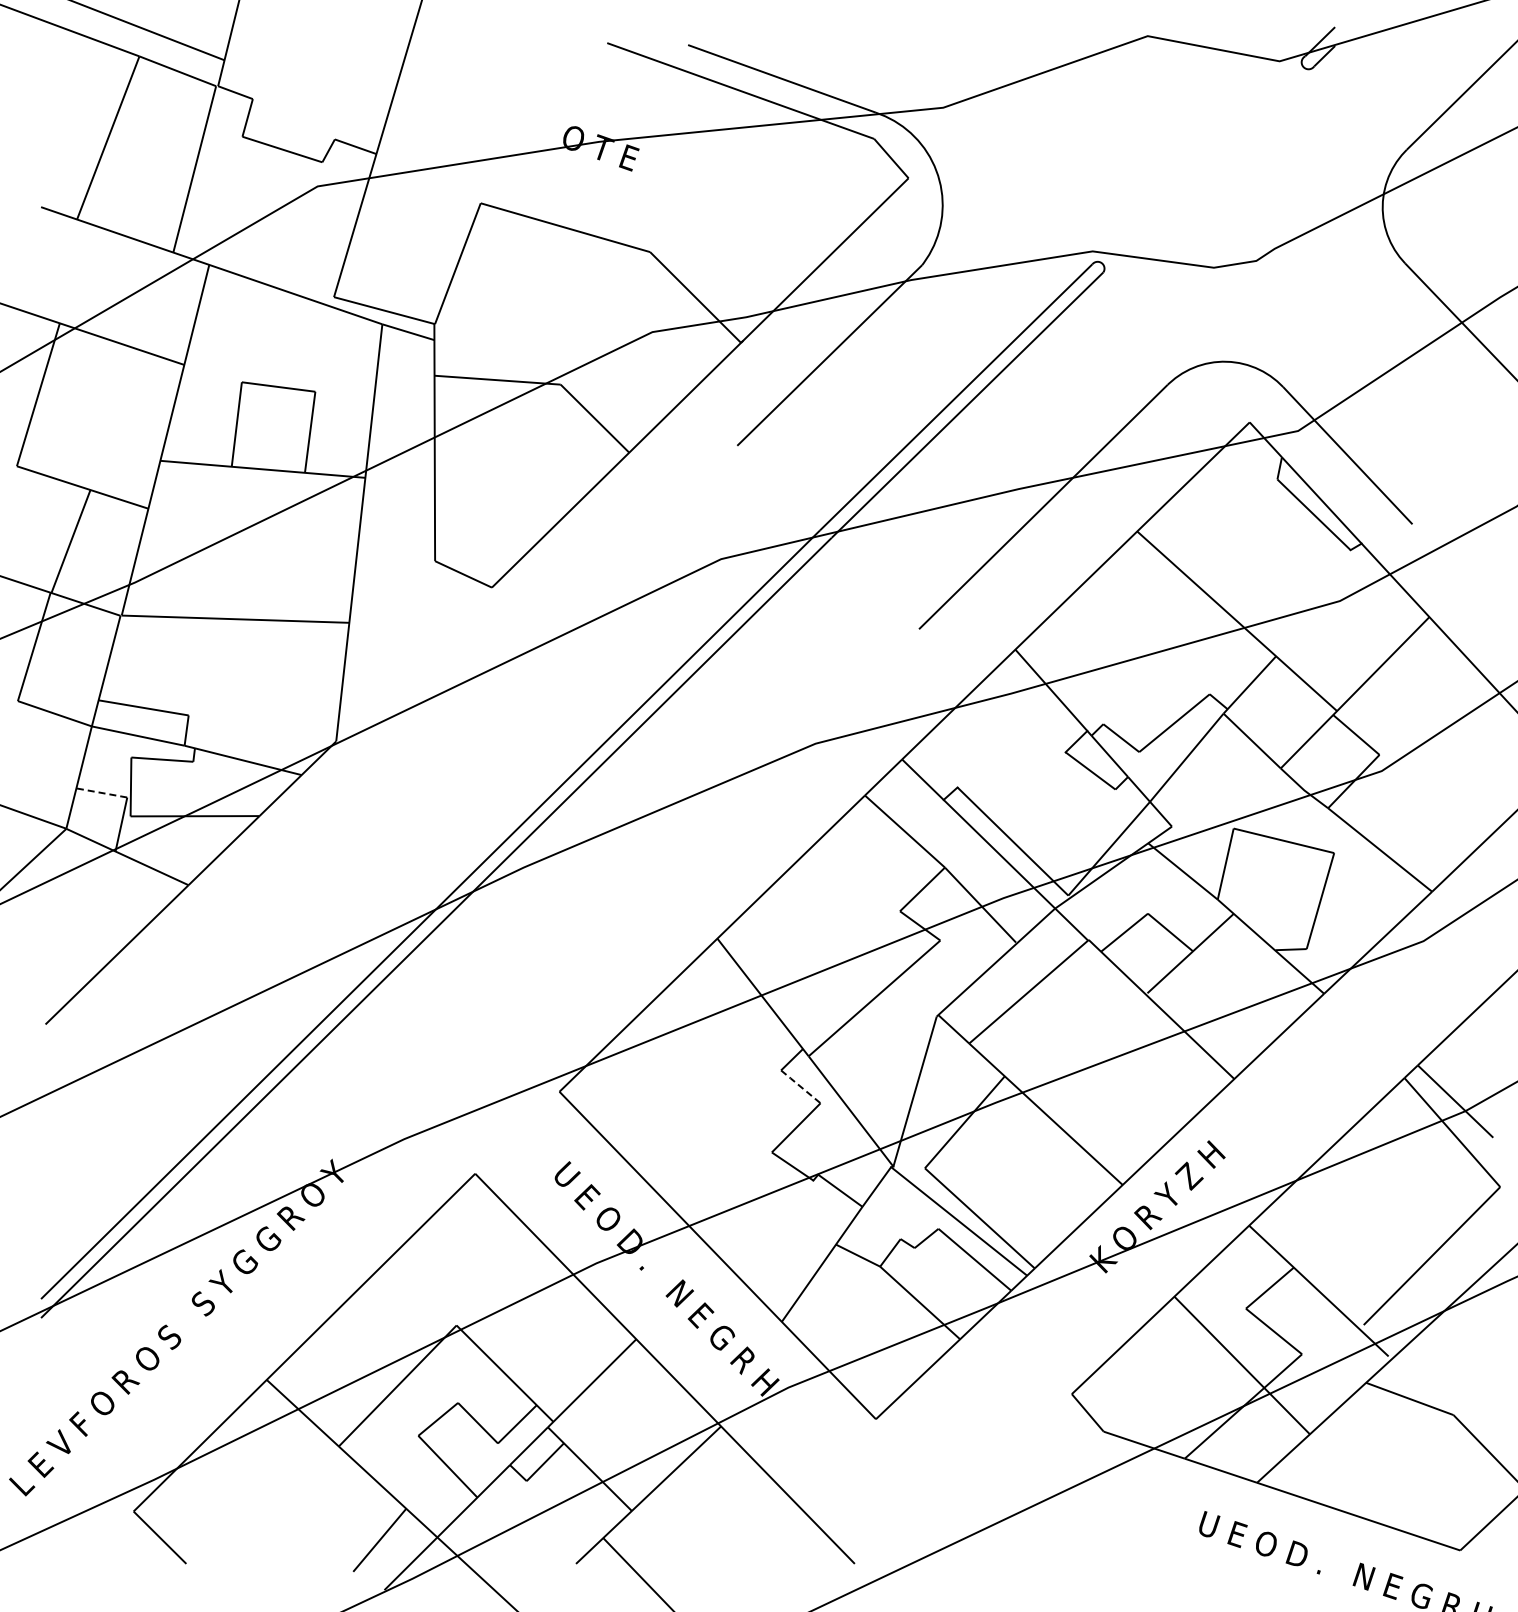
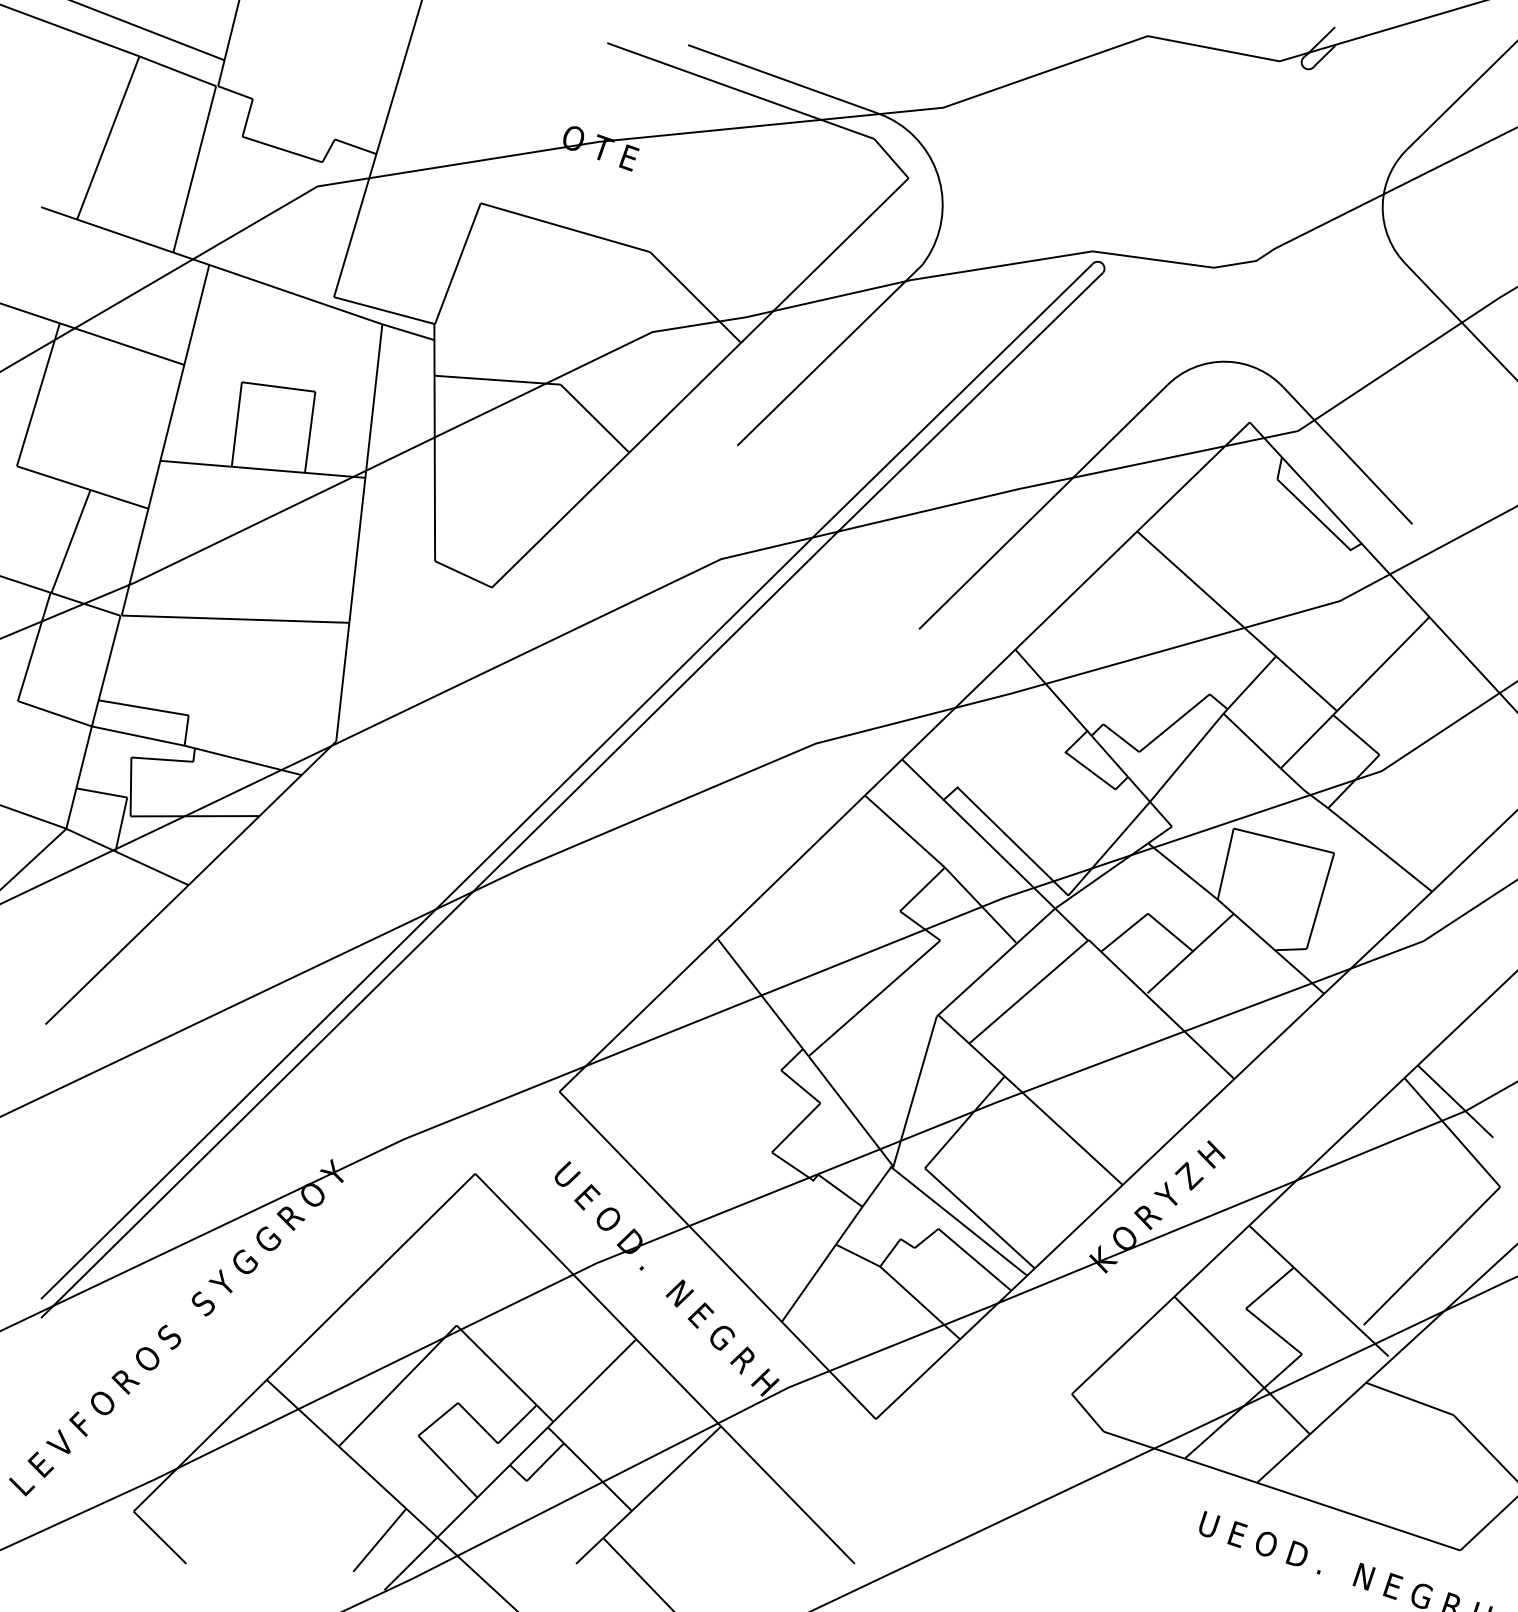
line: dashed -> solid (102, 793)
line: dashed -> solid (800, 1086)
